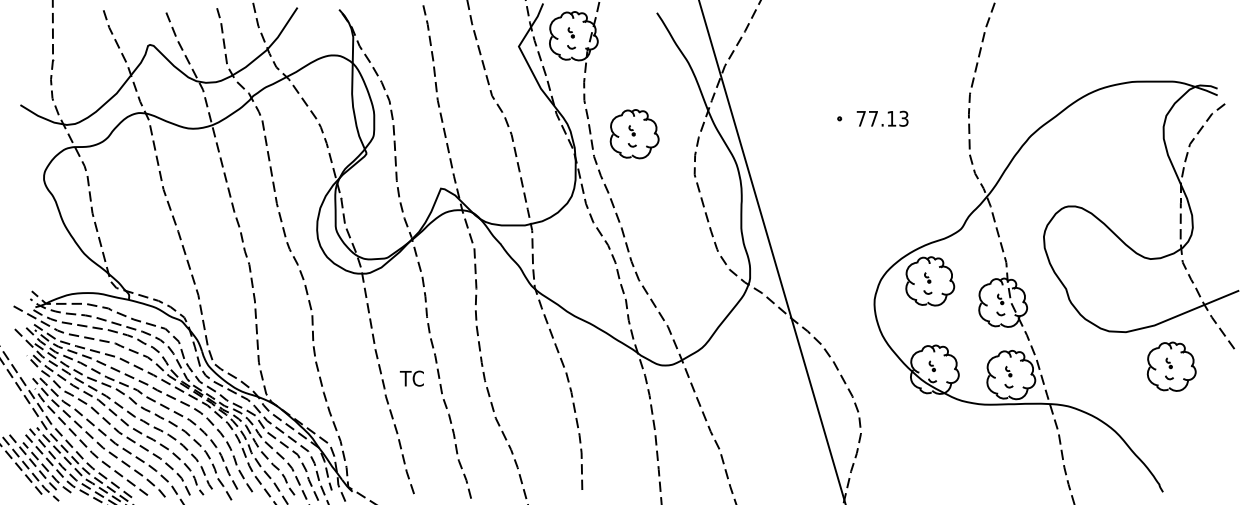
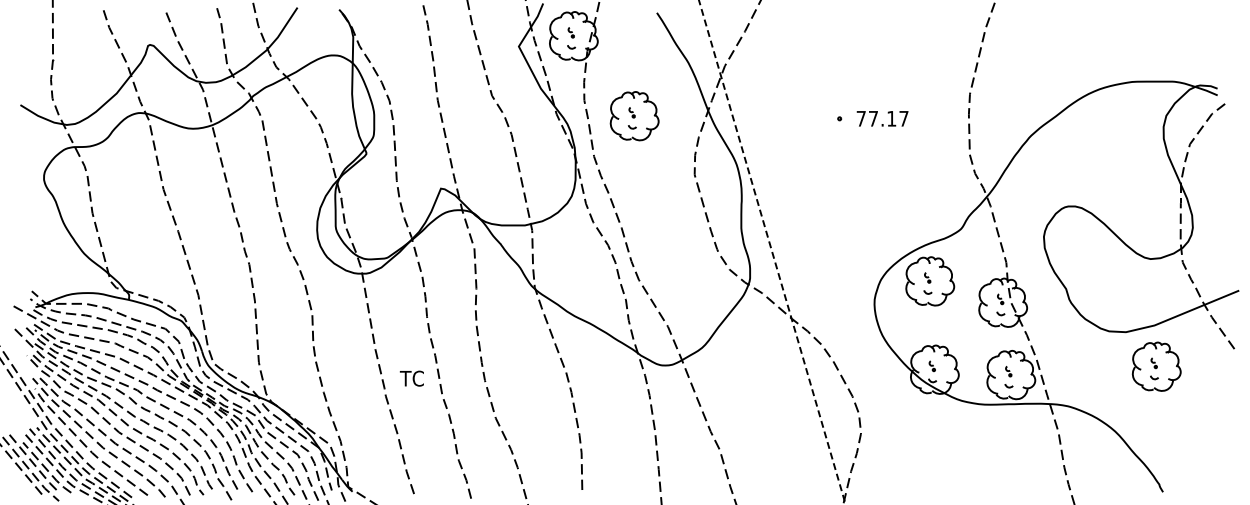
text: 77.13 -> 77.17 (903, 118)
part position: (634, 134) -> (634, 116) (634, 116)
line: solid -> dashed (772, 252)
part position: (1171, 366) -> (1156, 366) (1156, 366)
